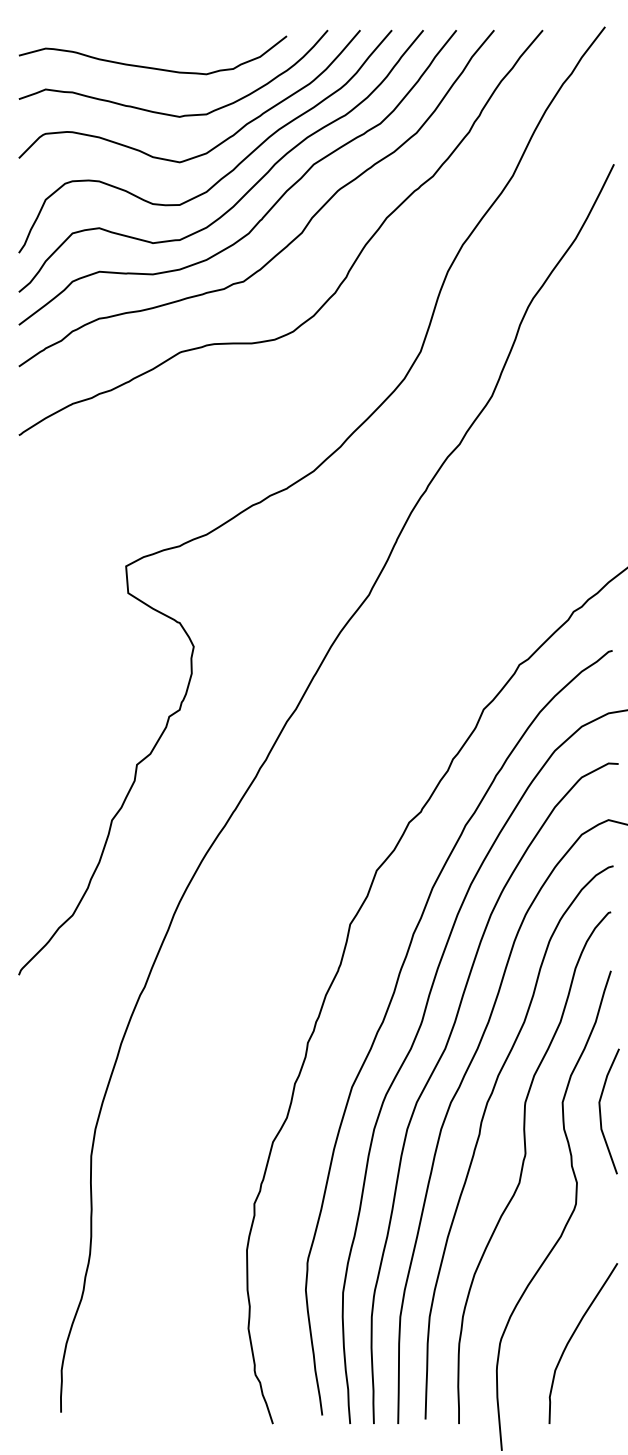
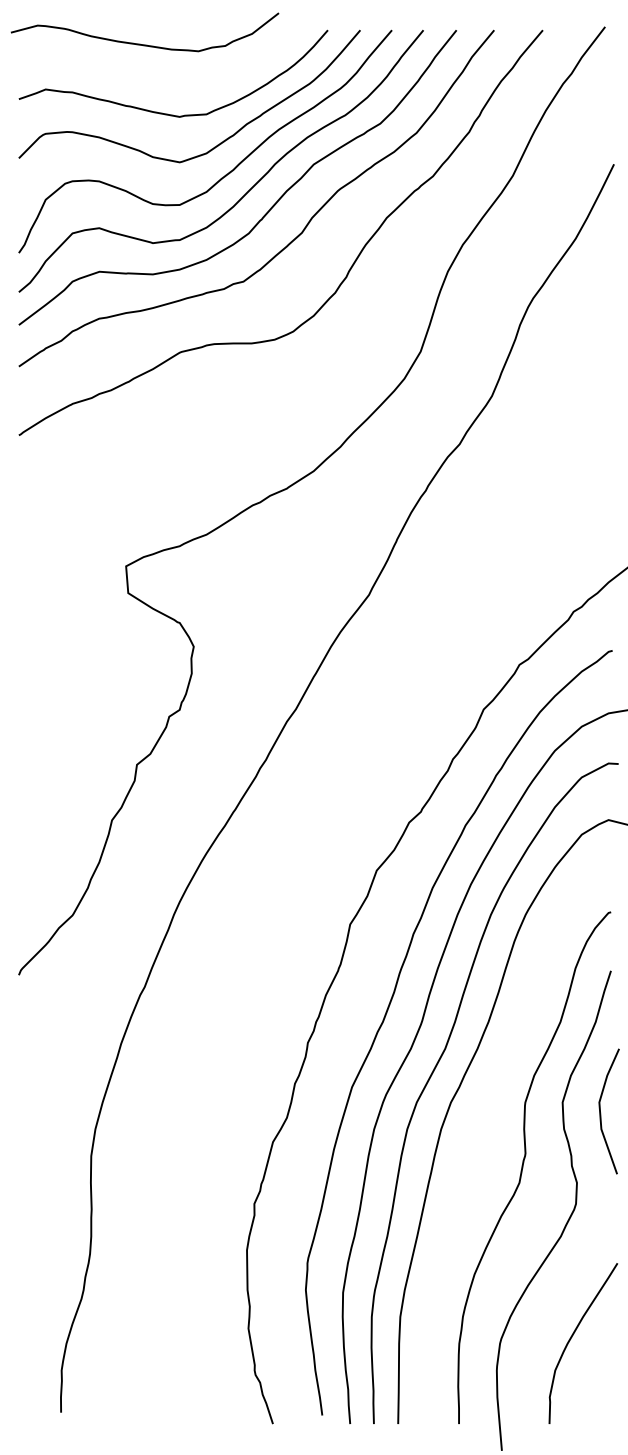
curve position: (148, 66) -> (140, 43) (140, 43)
curve: present -> none (480, 1135)
